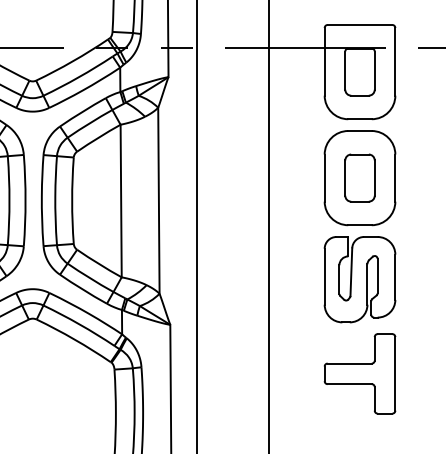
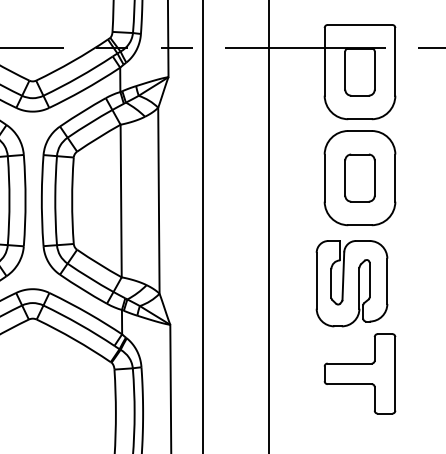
line position: (196, 226) -> (202, 226) (202, 226)
part position: (359, 279) -> (351, 283) (351, 283)
